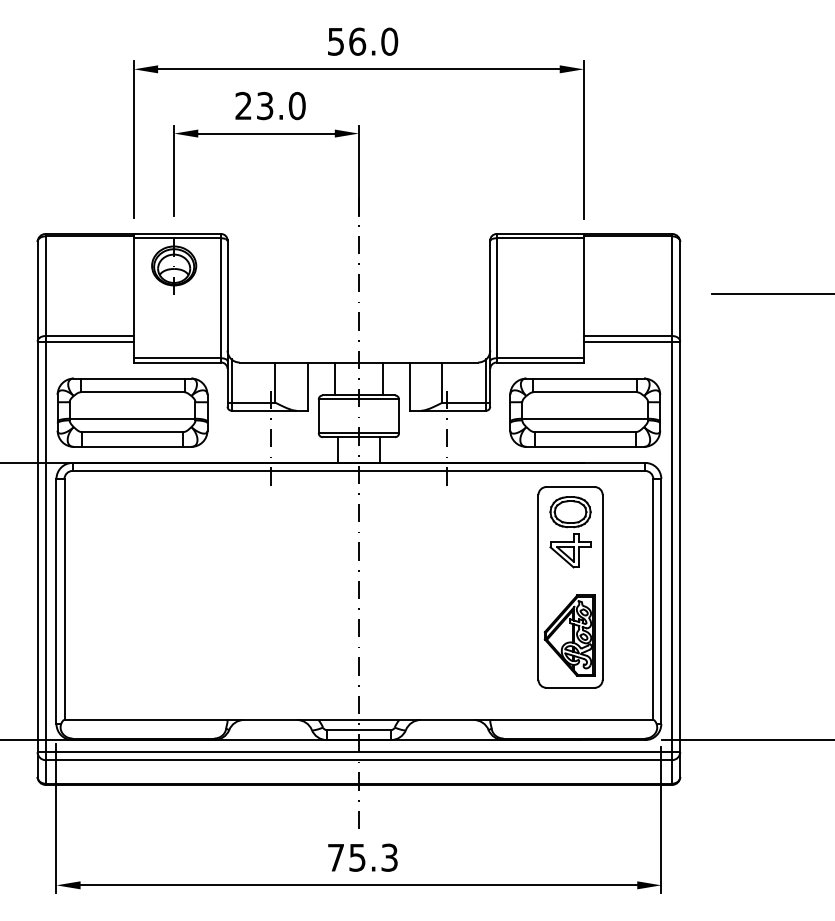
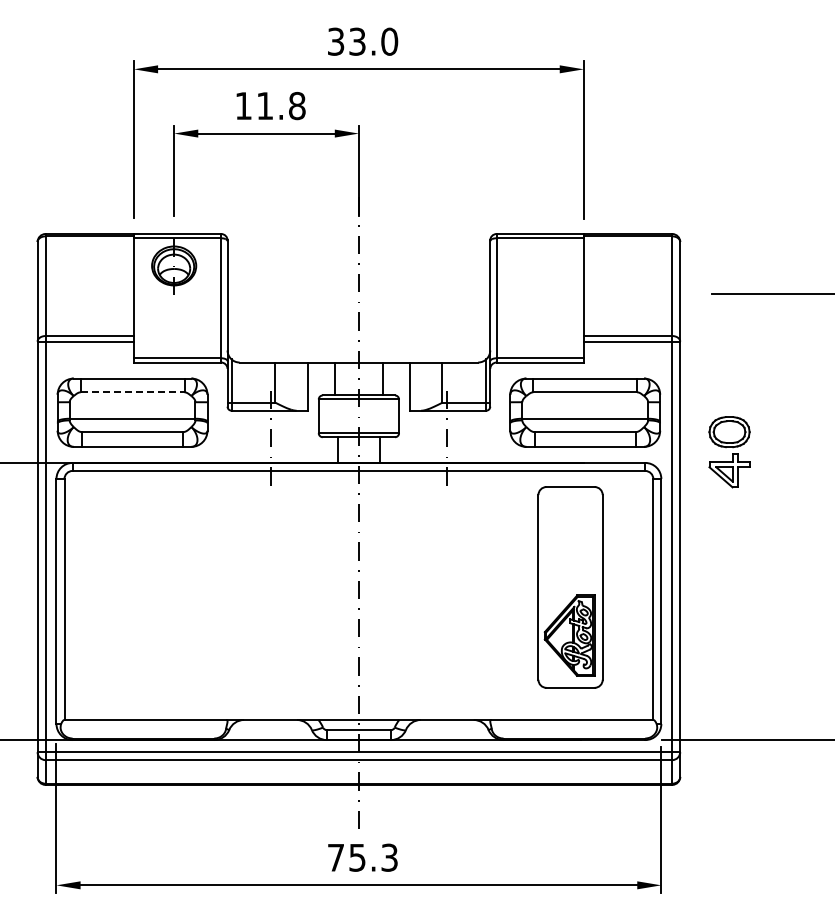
text: 56.0 -> 33.0 (347, 41)
text: 23.0 -> 11.8 (270, 105)
line: solid -> dashed (132, 392)
part position: (570, 532) -> (729, 452) (729, 452)
